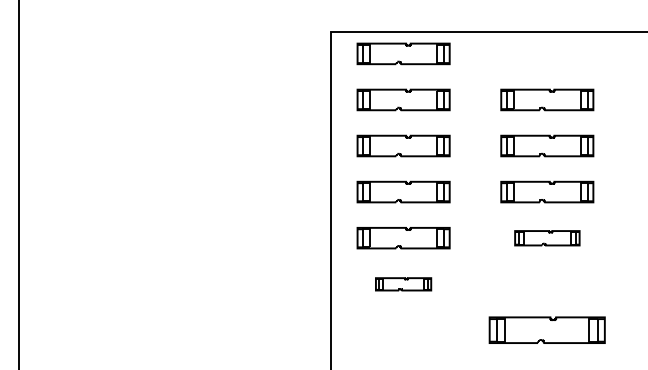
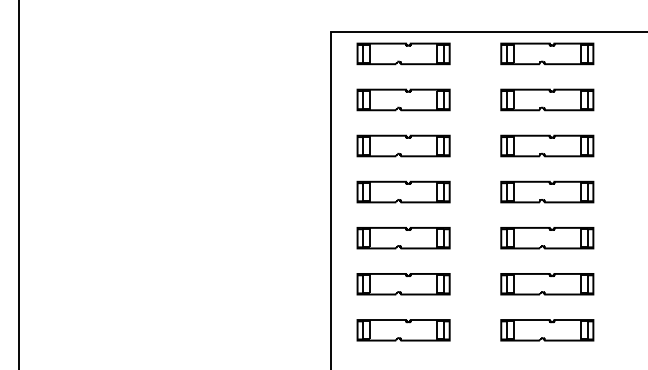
part: none -> present (547, 53)
part size: 67x17 px -> 95x23 px (547, 238)
part size: 58x15 px -> 95x23 px (403, 284)
part: none -> present (547, 284)
part size: 118x28 px -> 95x23 px (547, 330)
part: none -> present (403, 330)
